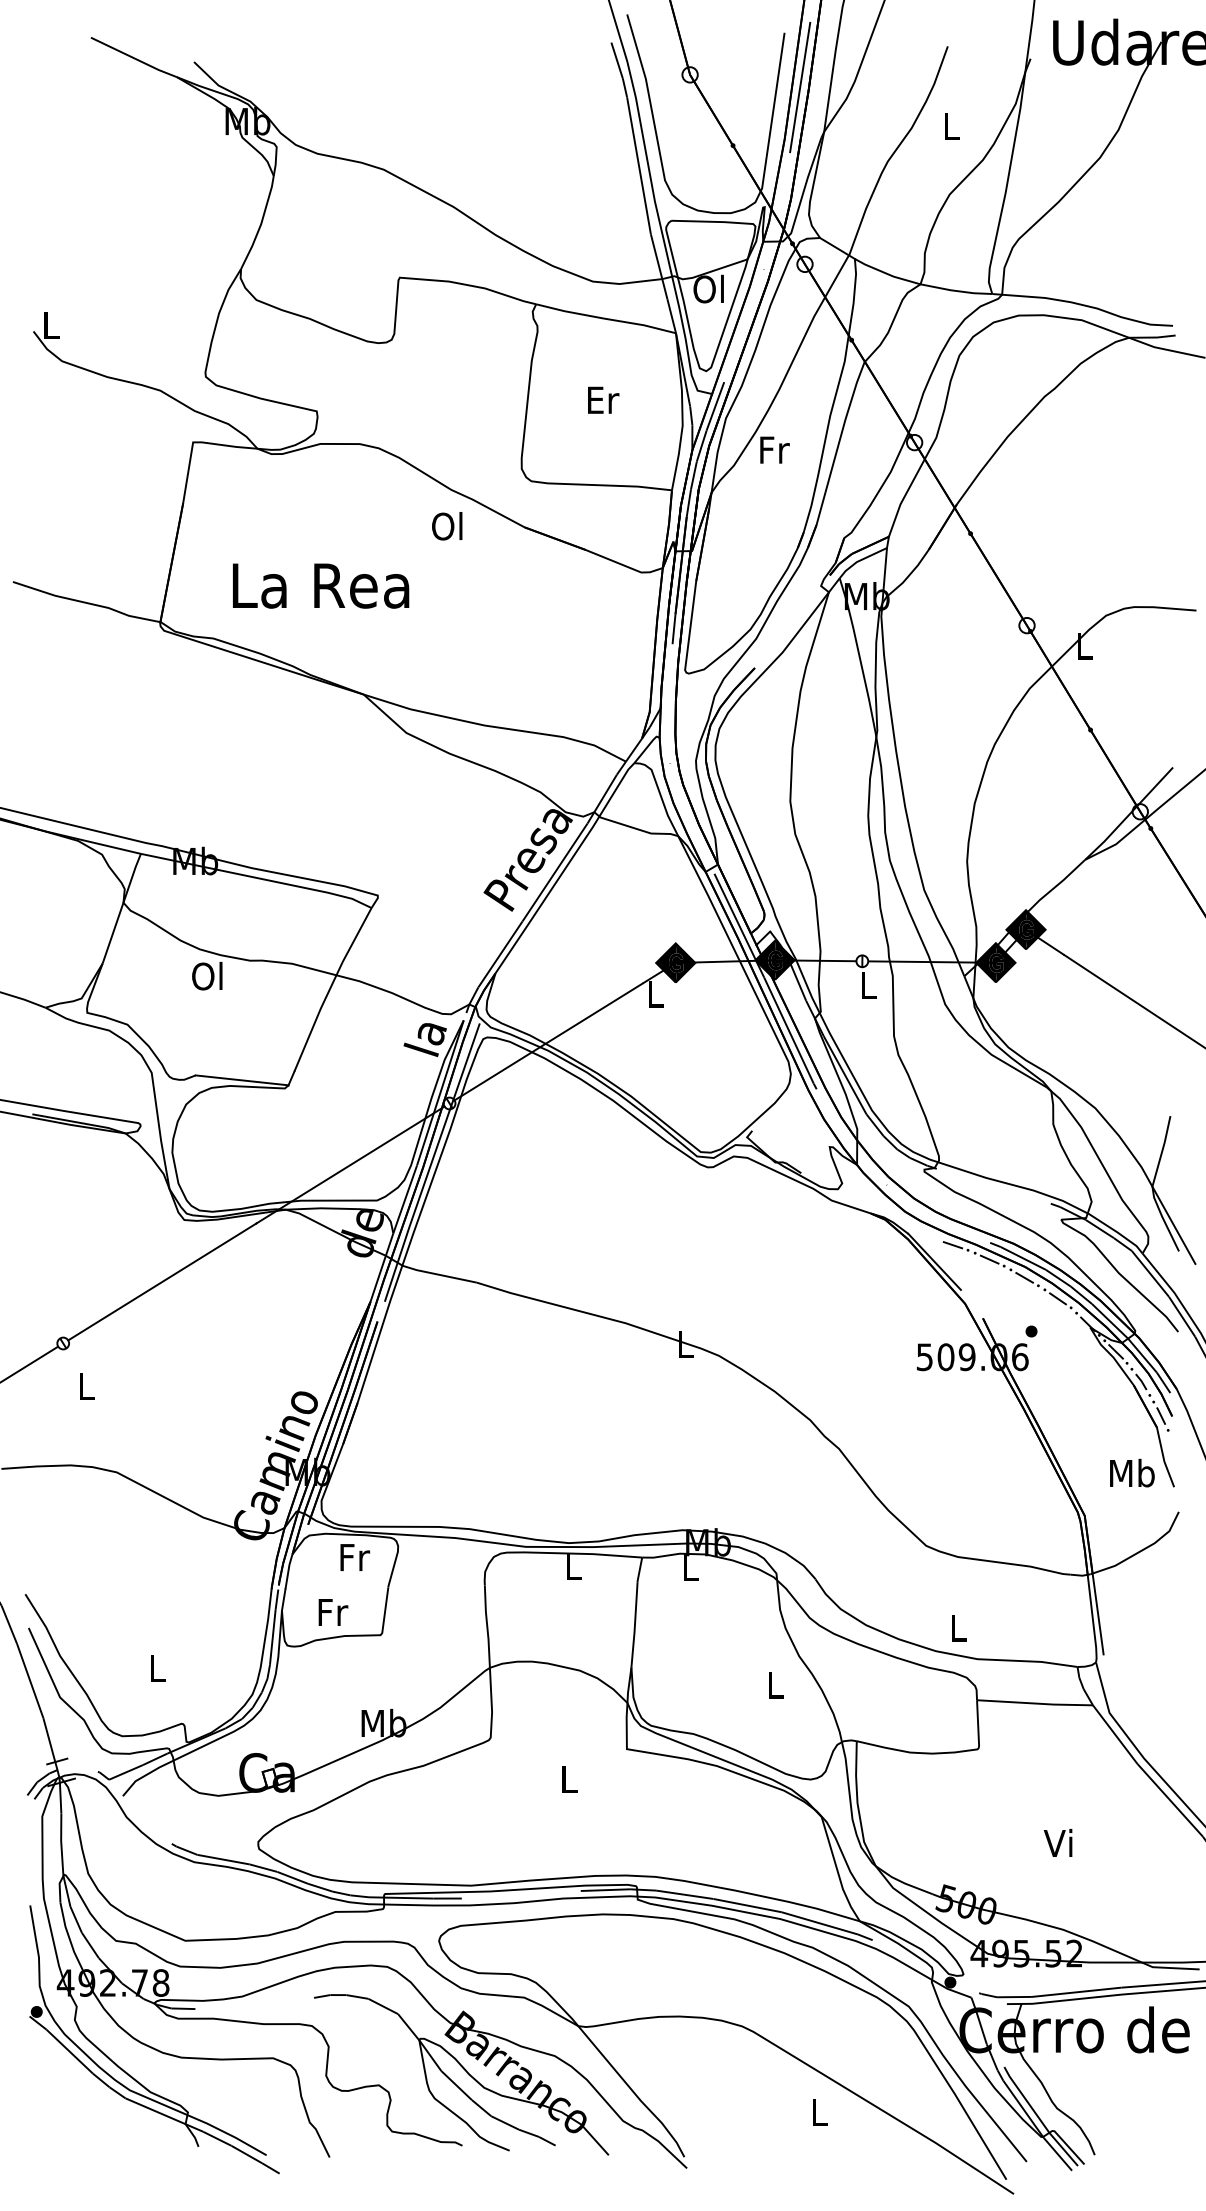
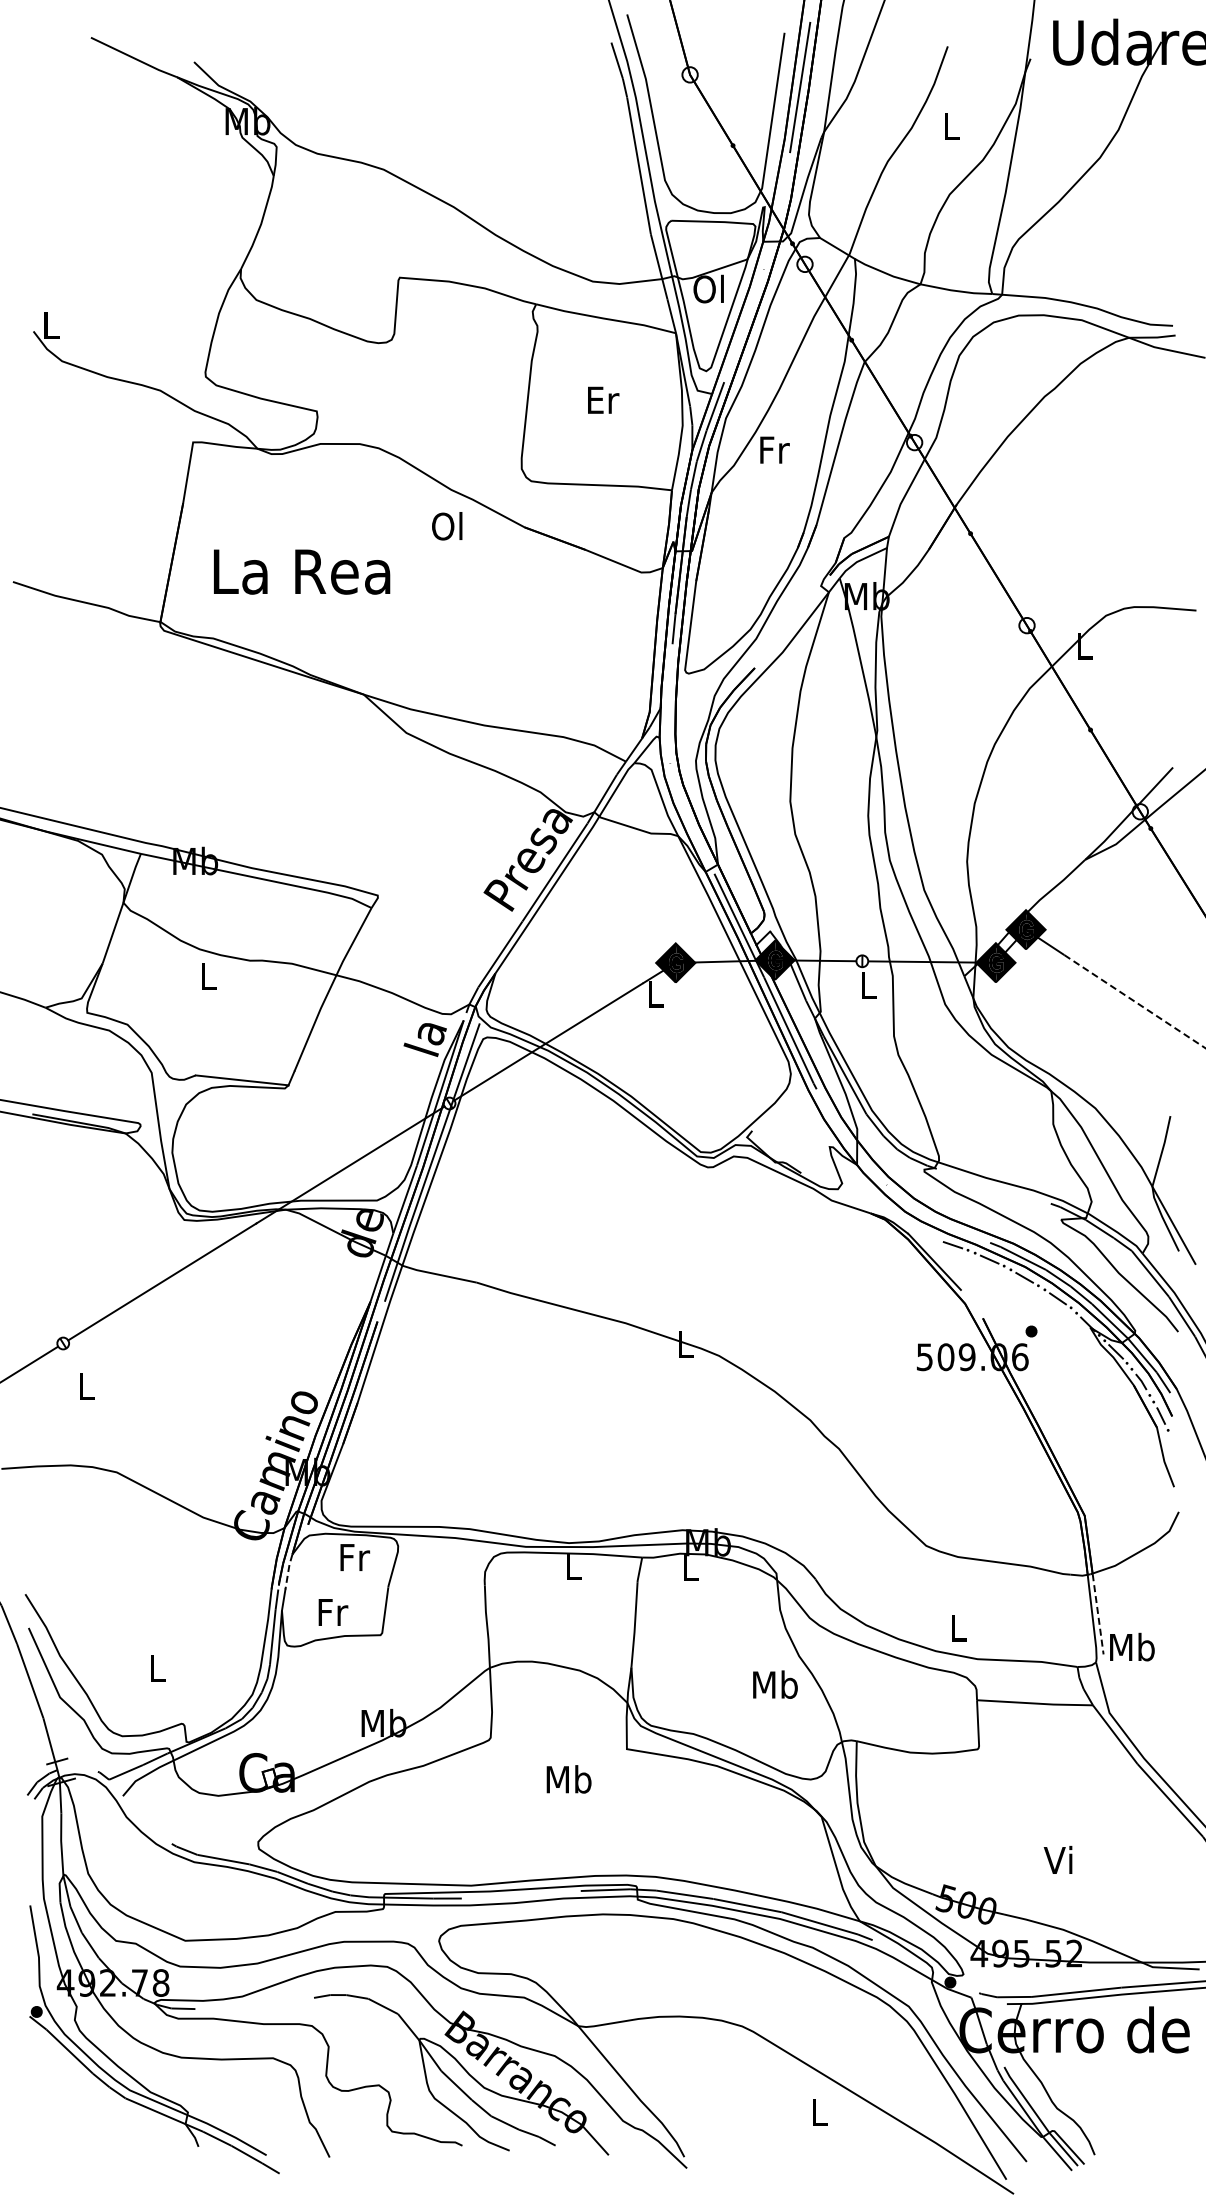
text position: (321, 585) -> (302, 571) (302, 571)
text: Ol -> L (207, 975)
line: solid -> dashed (1135, 1001)
text position: (1132, 1472) -> (1132, 1646) (1132, 1646)
line: solid -> dashed (288, 1571)
line: solid -> dashed (1098, 1614)
text: L -> Mb (775, 1684)
text: L -> Mb (568, 1779)
text position: (1057, 1842) -> (1057, 1859) (1057, 1859)
